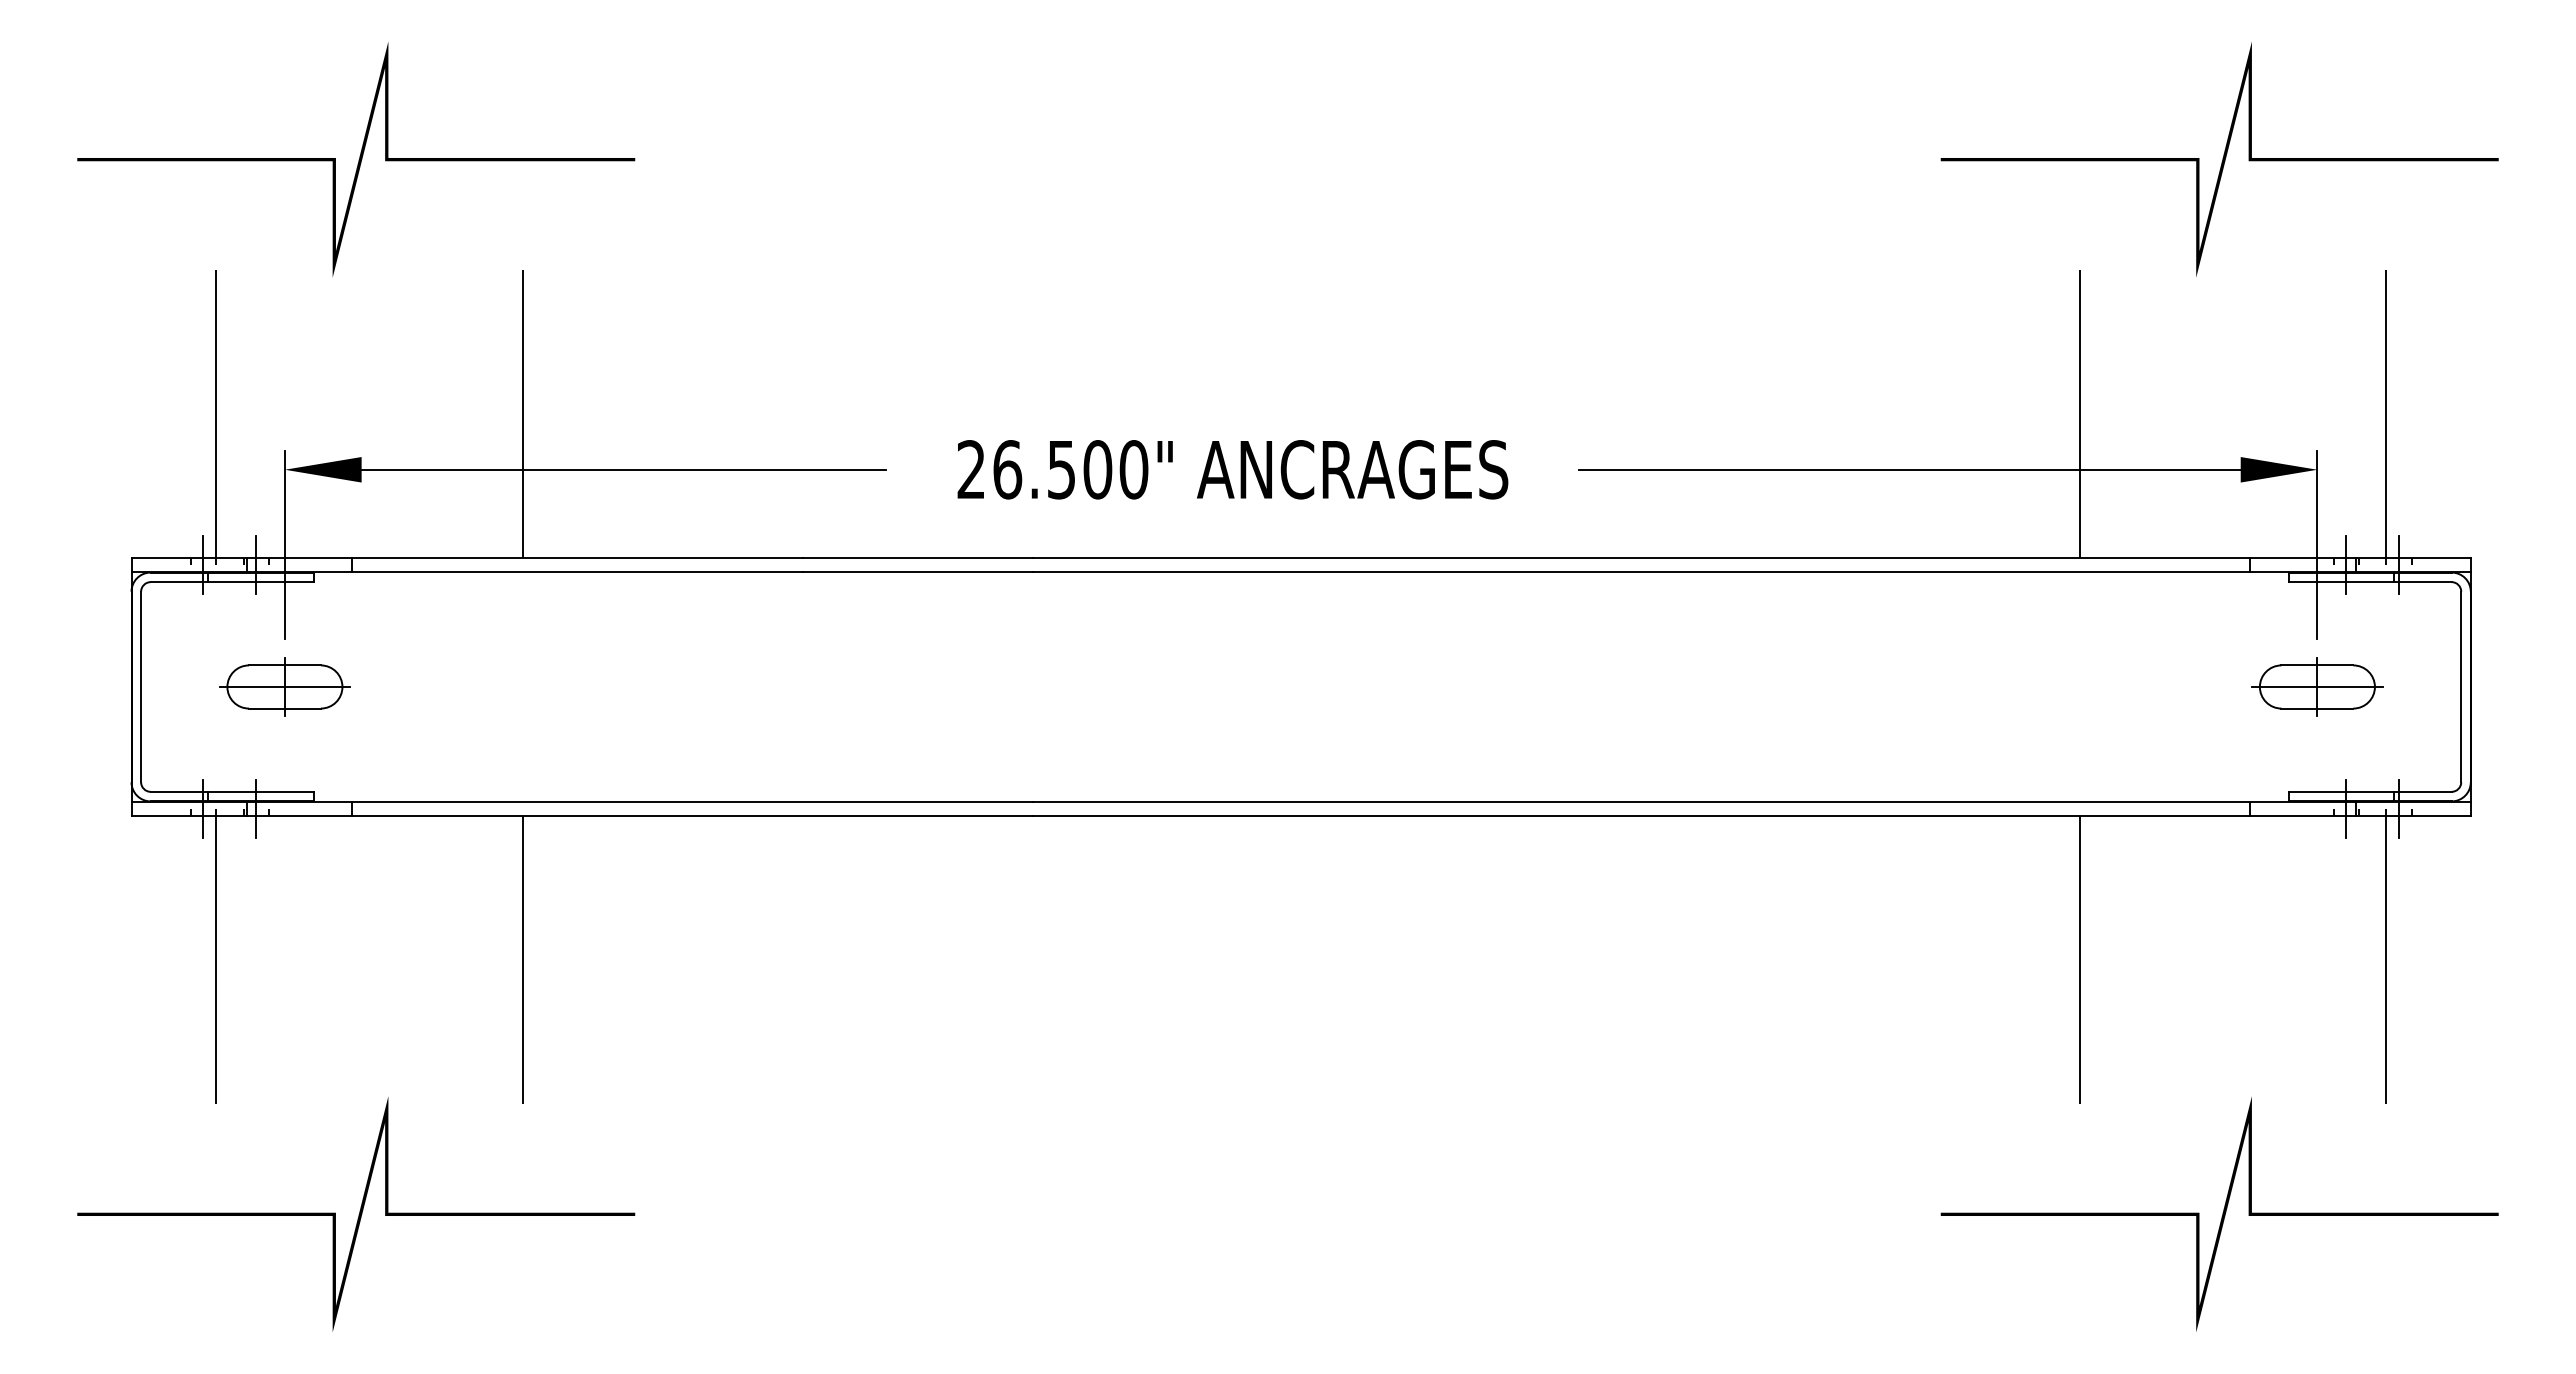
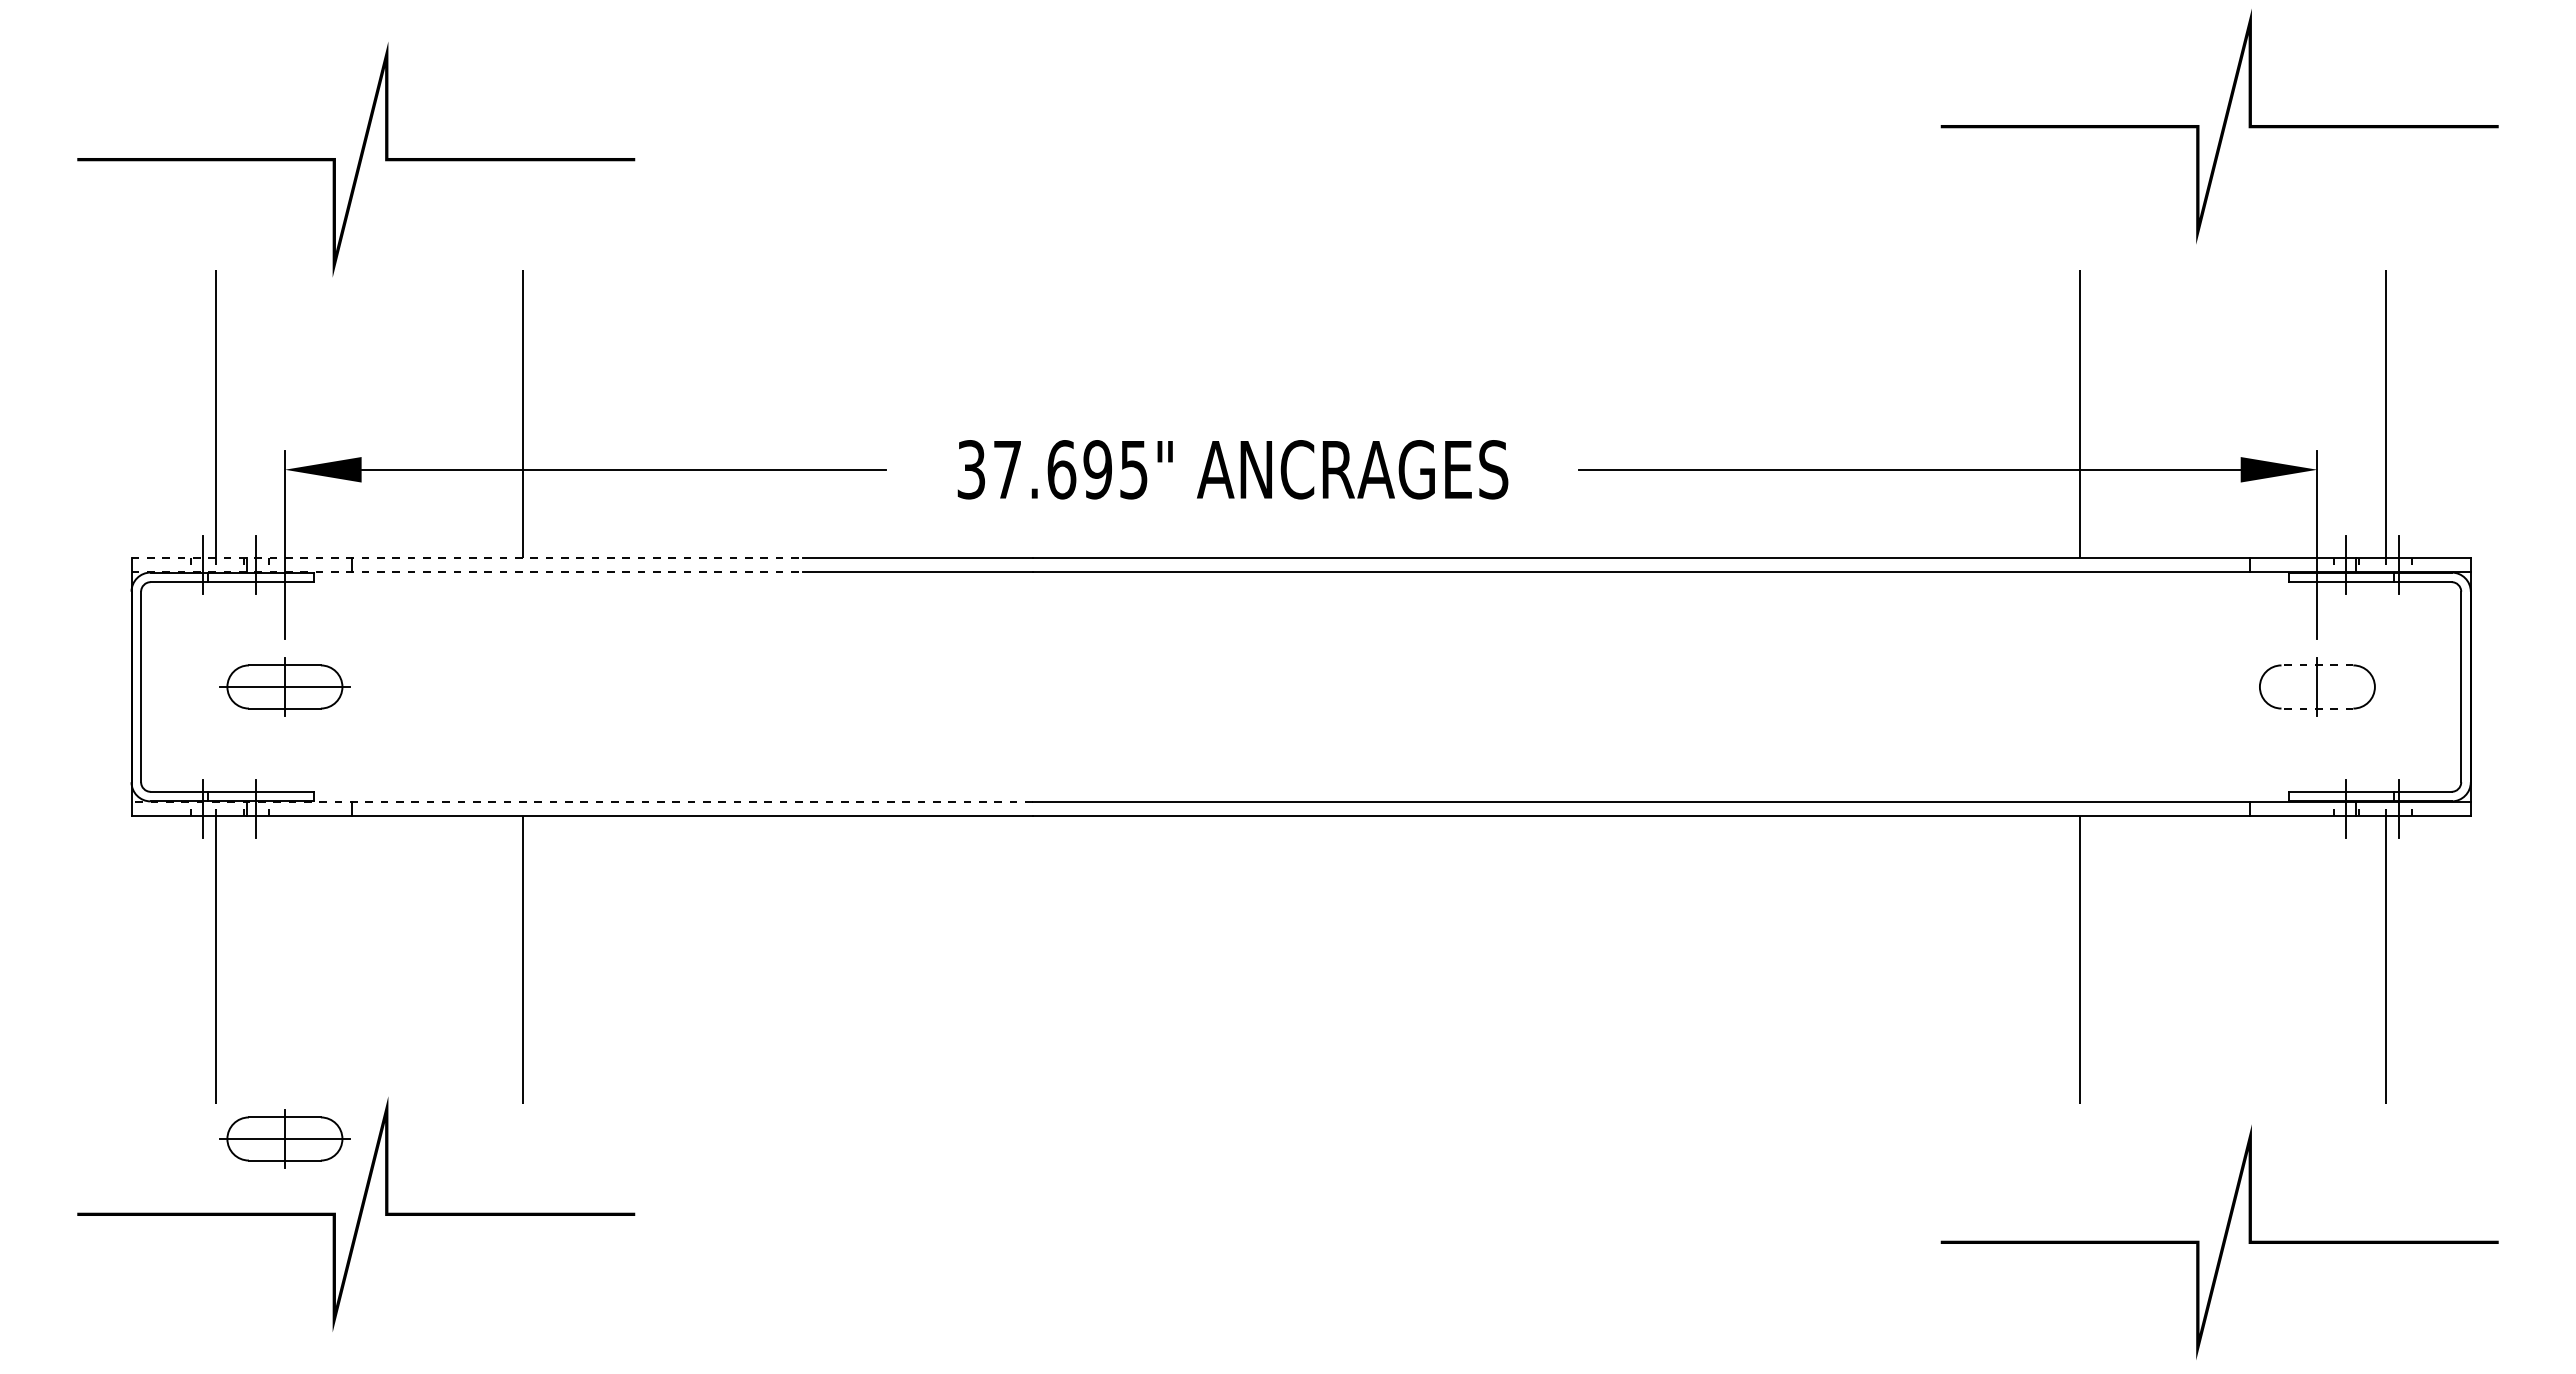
curve position: (2222, 159) -> (2222, 126) (2222, 126)
text: 26.500" -> 37.695" (1052, 469)
line: solid -> dashed (467, 557)
line: solid -> dashed (467, 571)
line: solid -> dashed (2317, 665)
line: present -> none (2317, 687)
line: solid -> dashed (2317, 708)
line: solid -> dashed (582, 802)
part: none -> present (284, 1138)
curve position: (2221, 1216) -> (2221, 1244) (2221, 1244)
